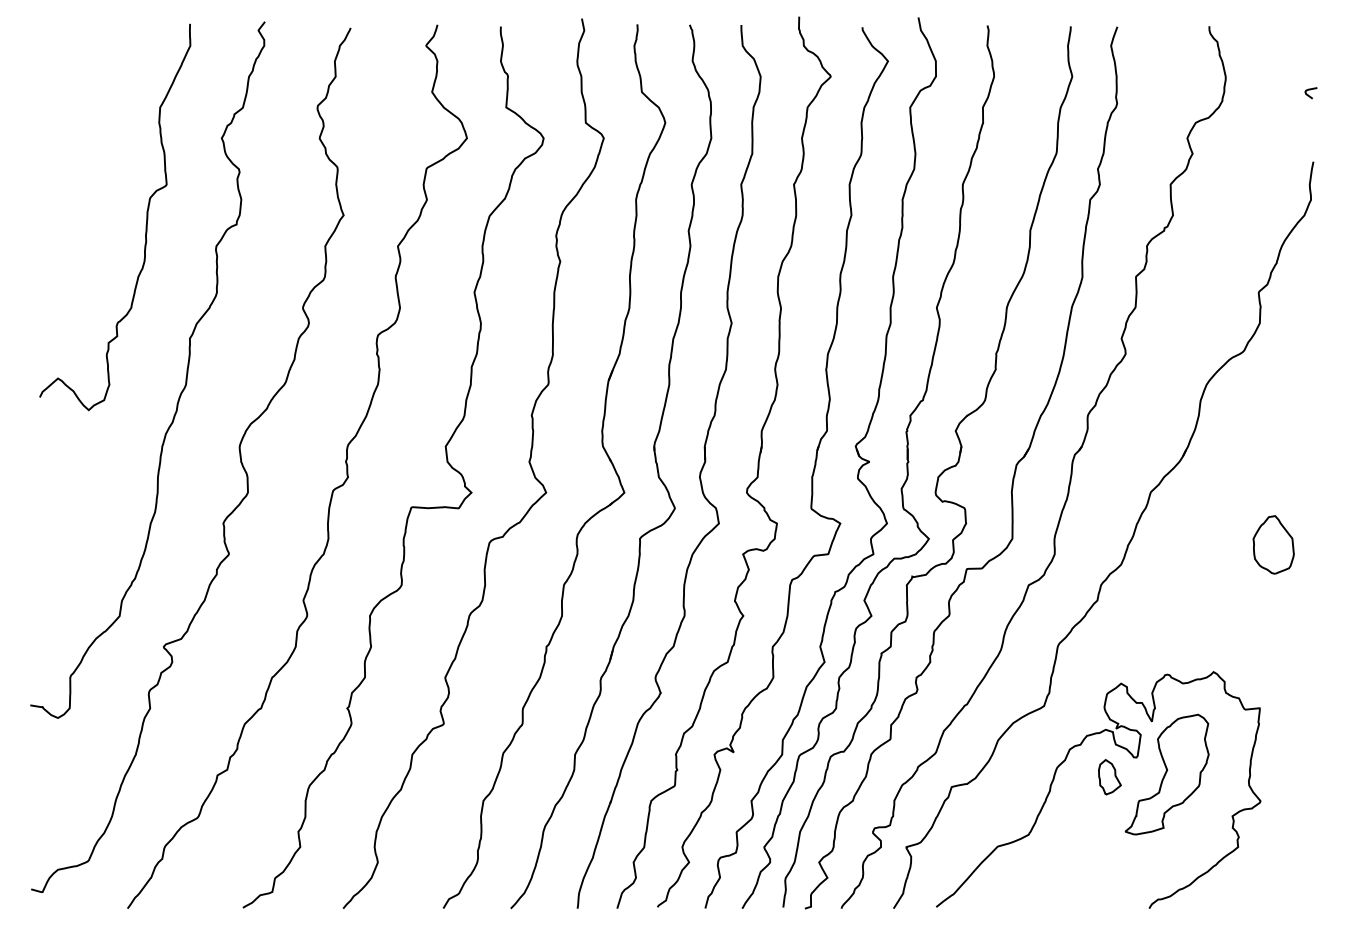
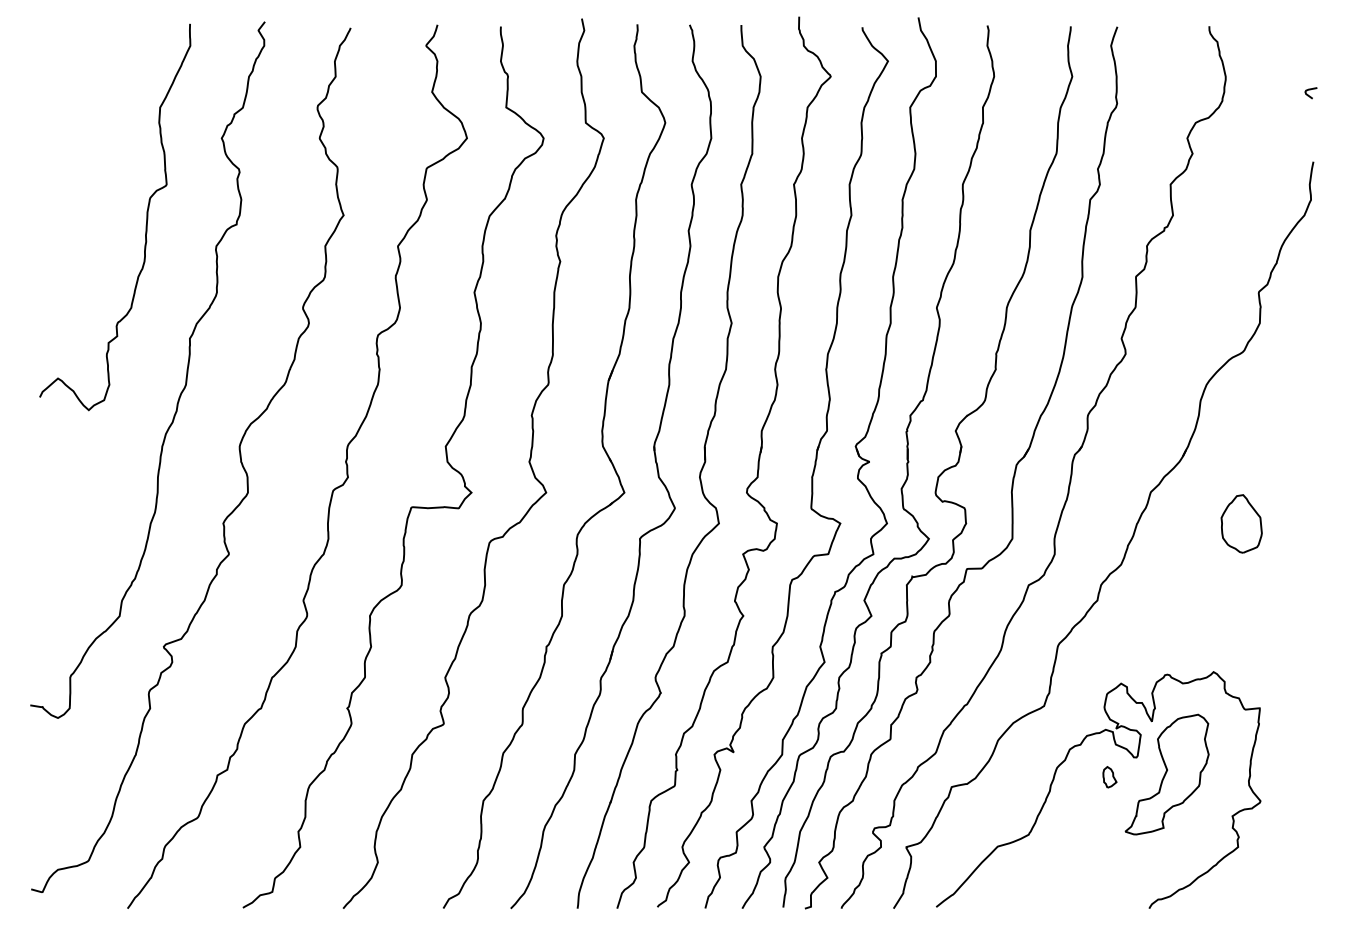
part position: (1273, 544) -> (1241, 523) (1241, 523)
part size: 24x37 px -> 16x23 px (1109, 777)
